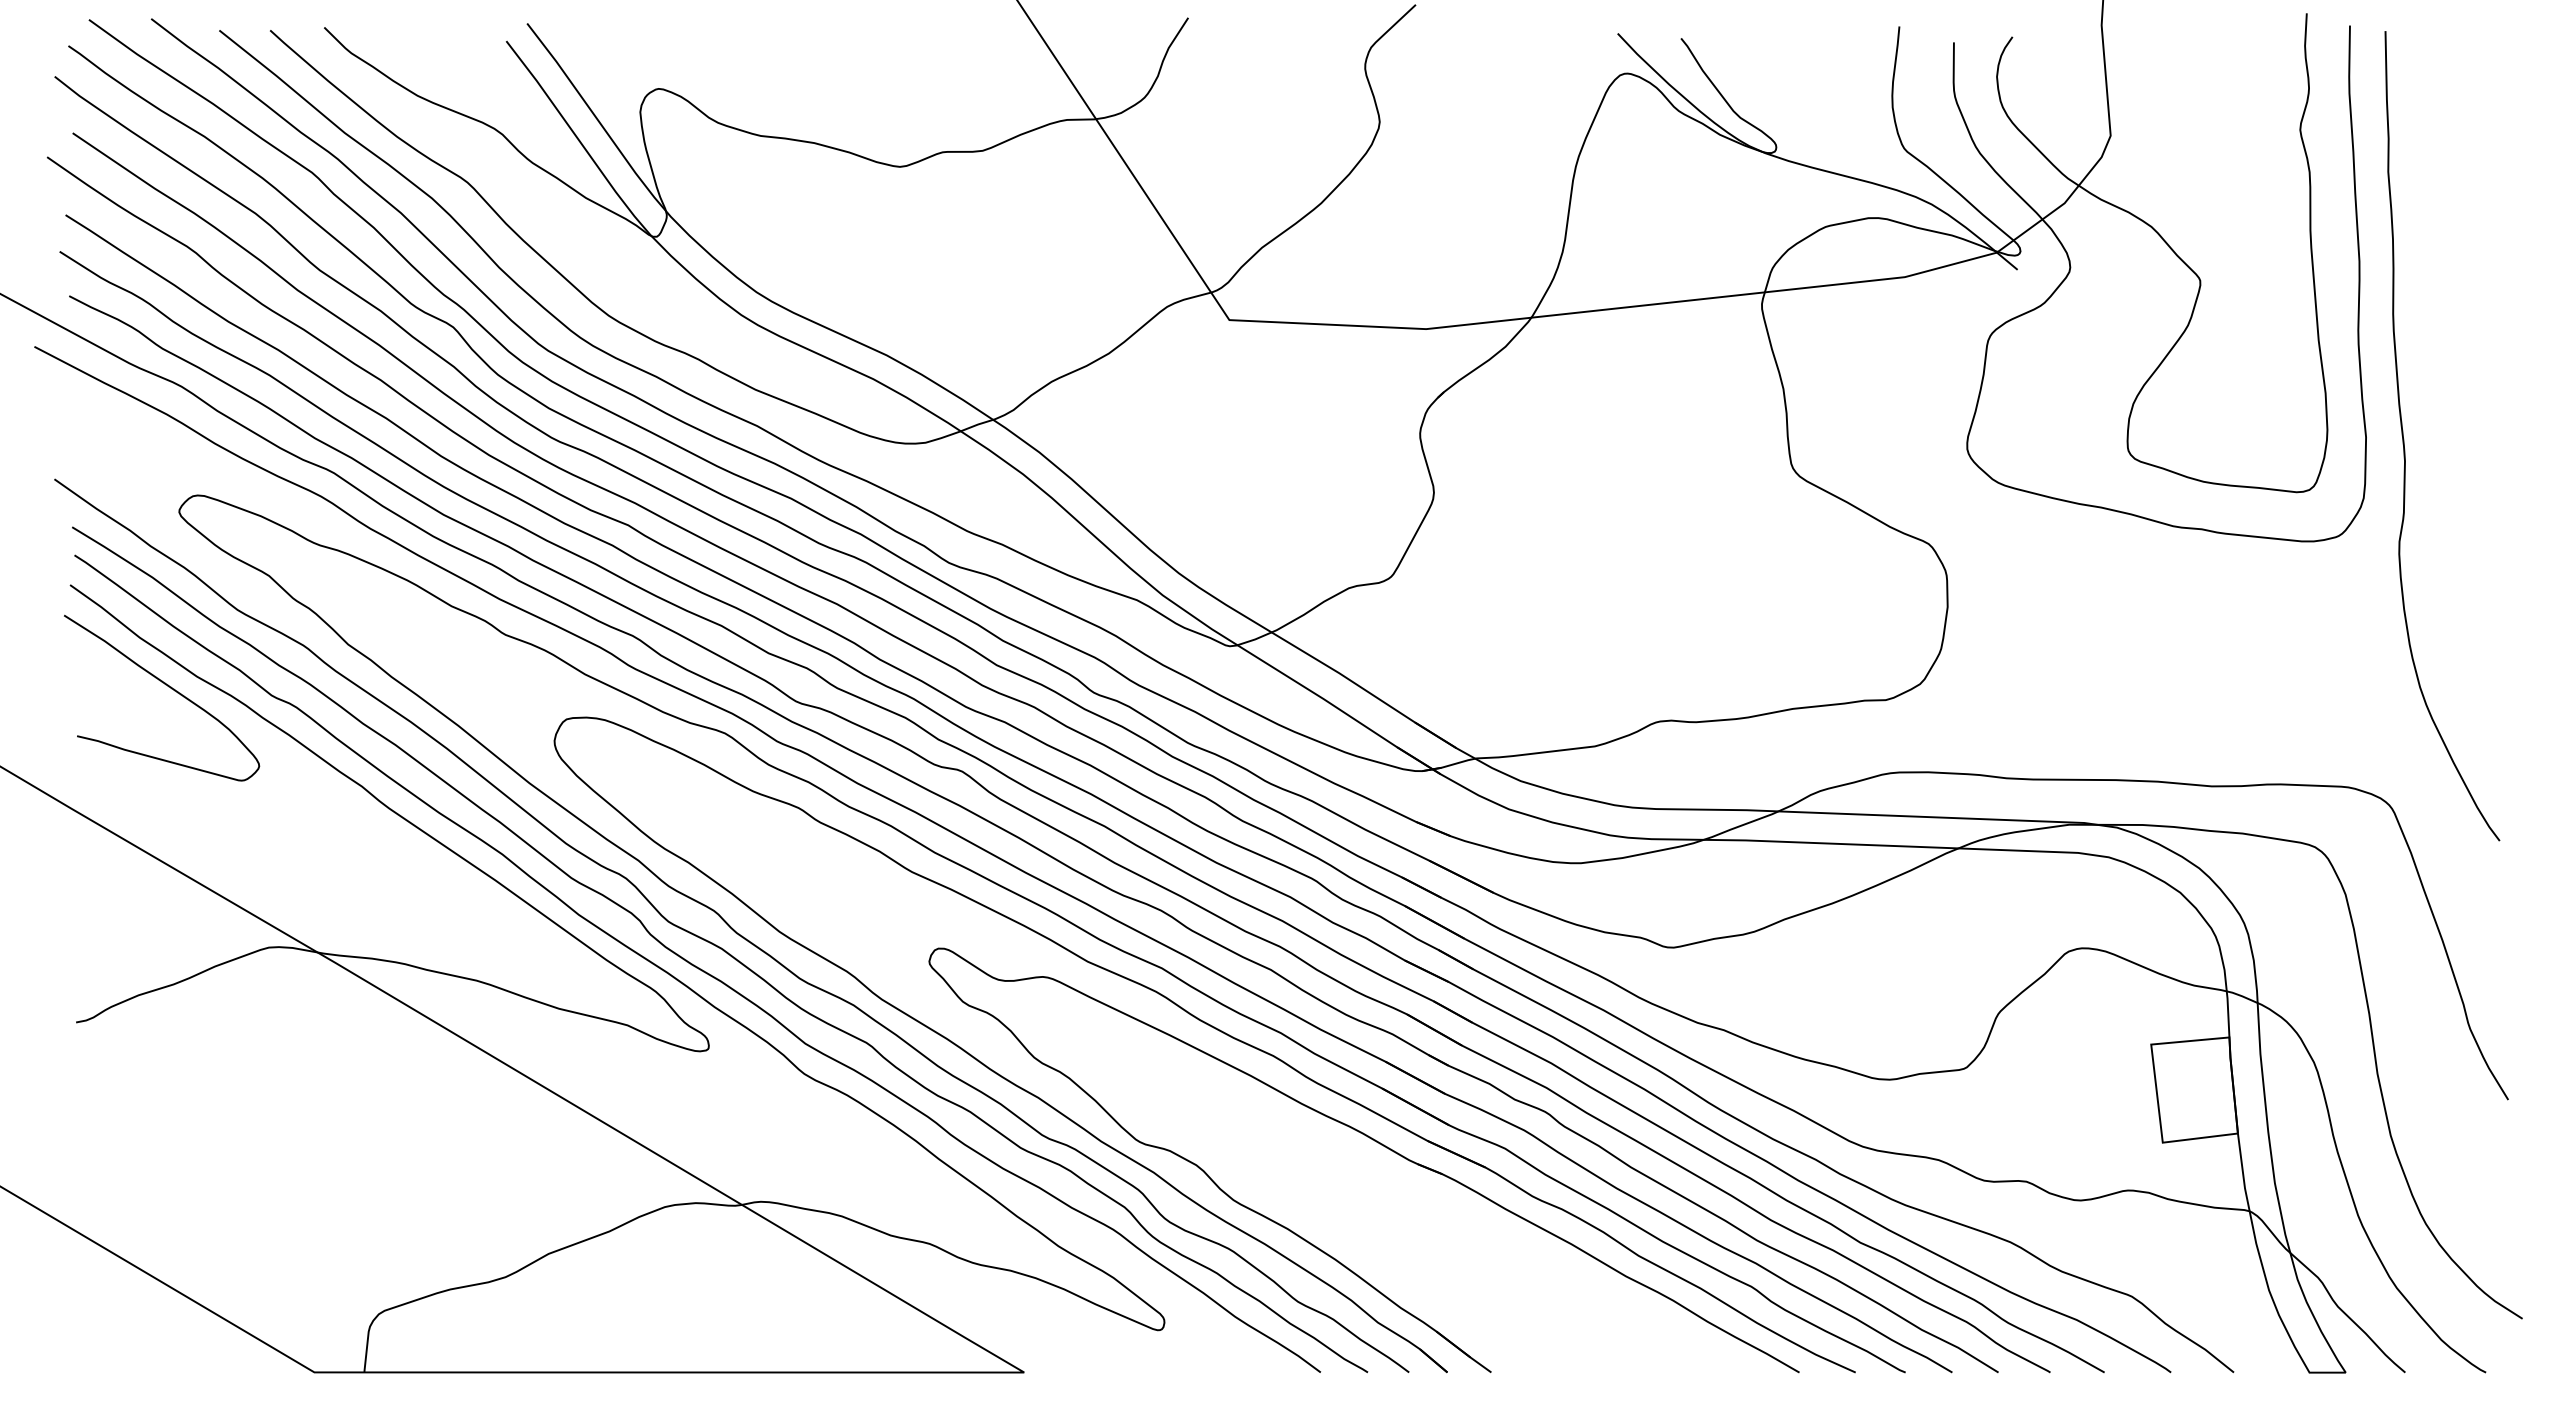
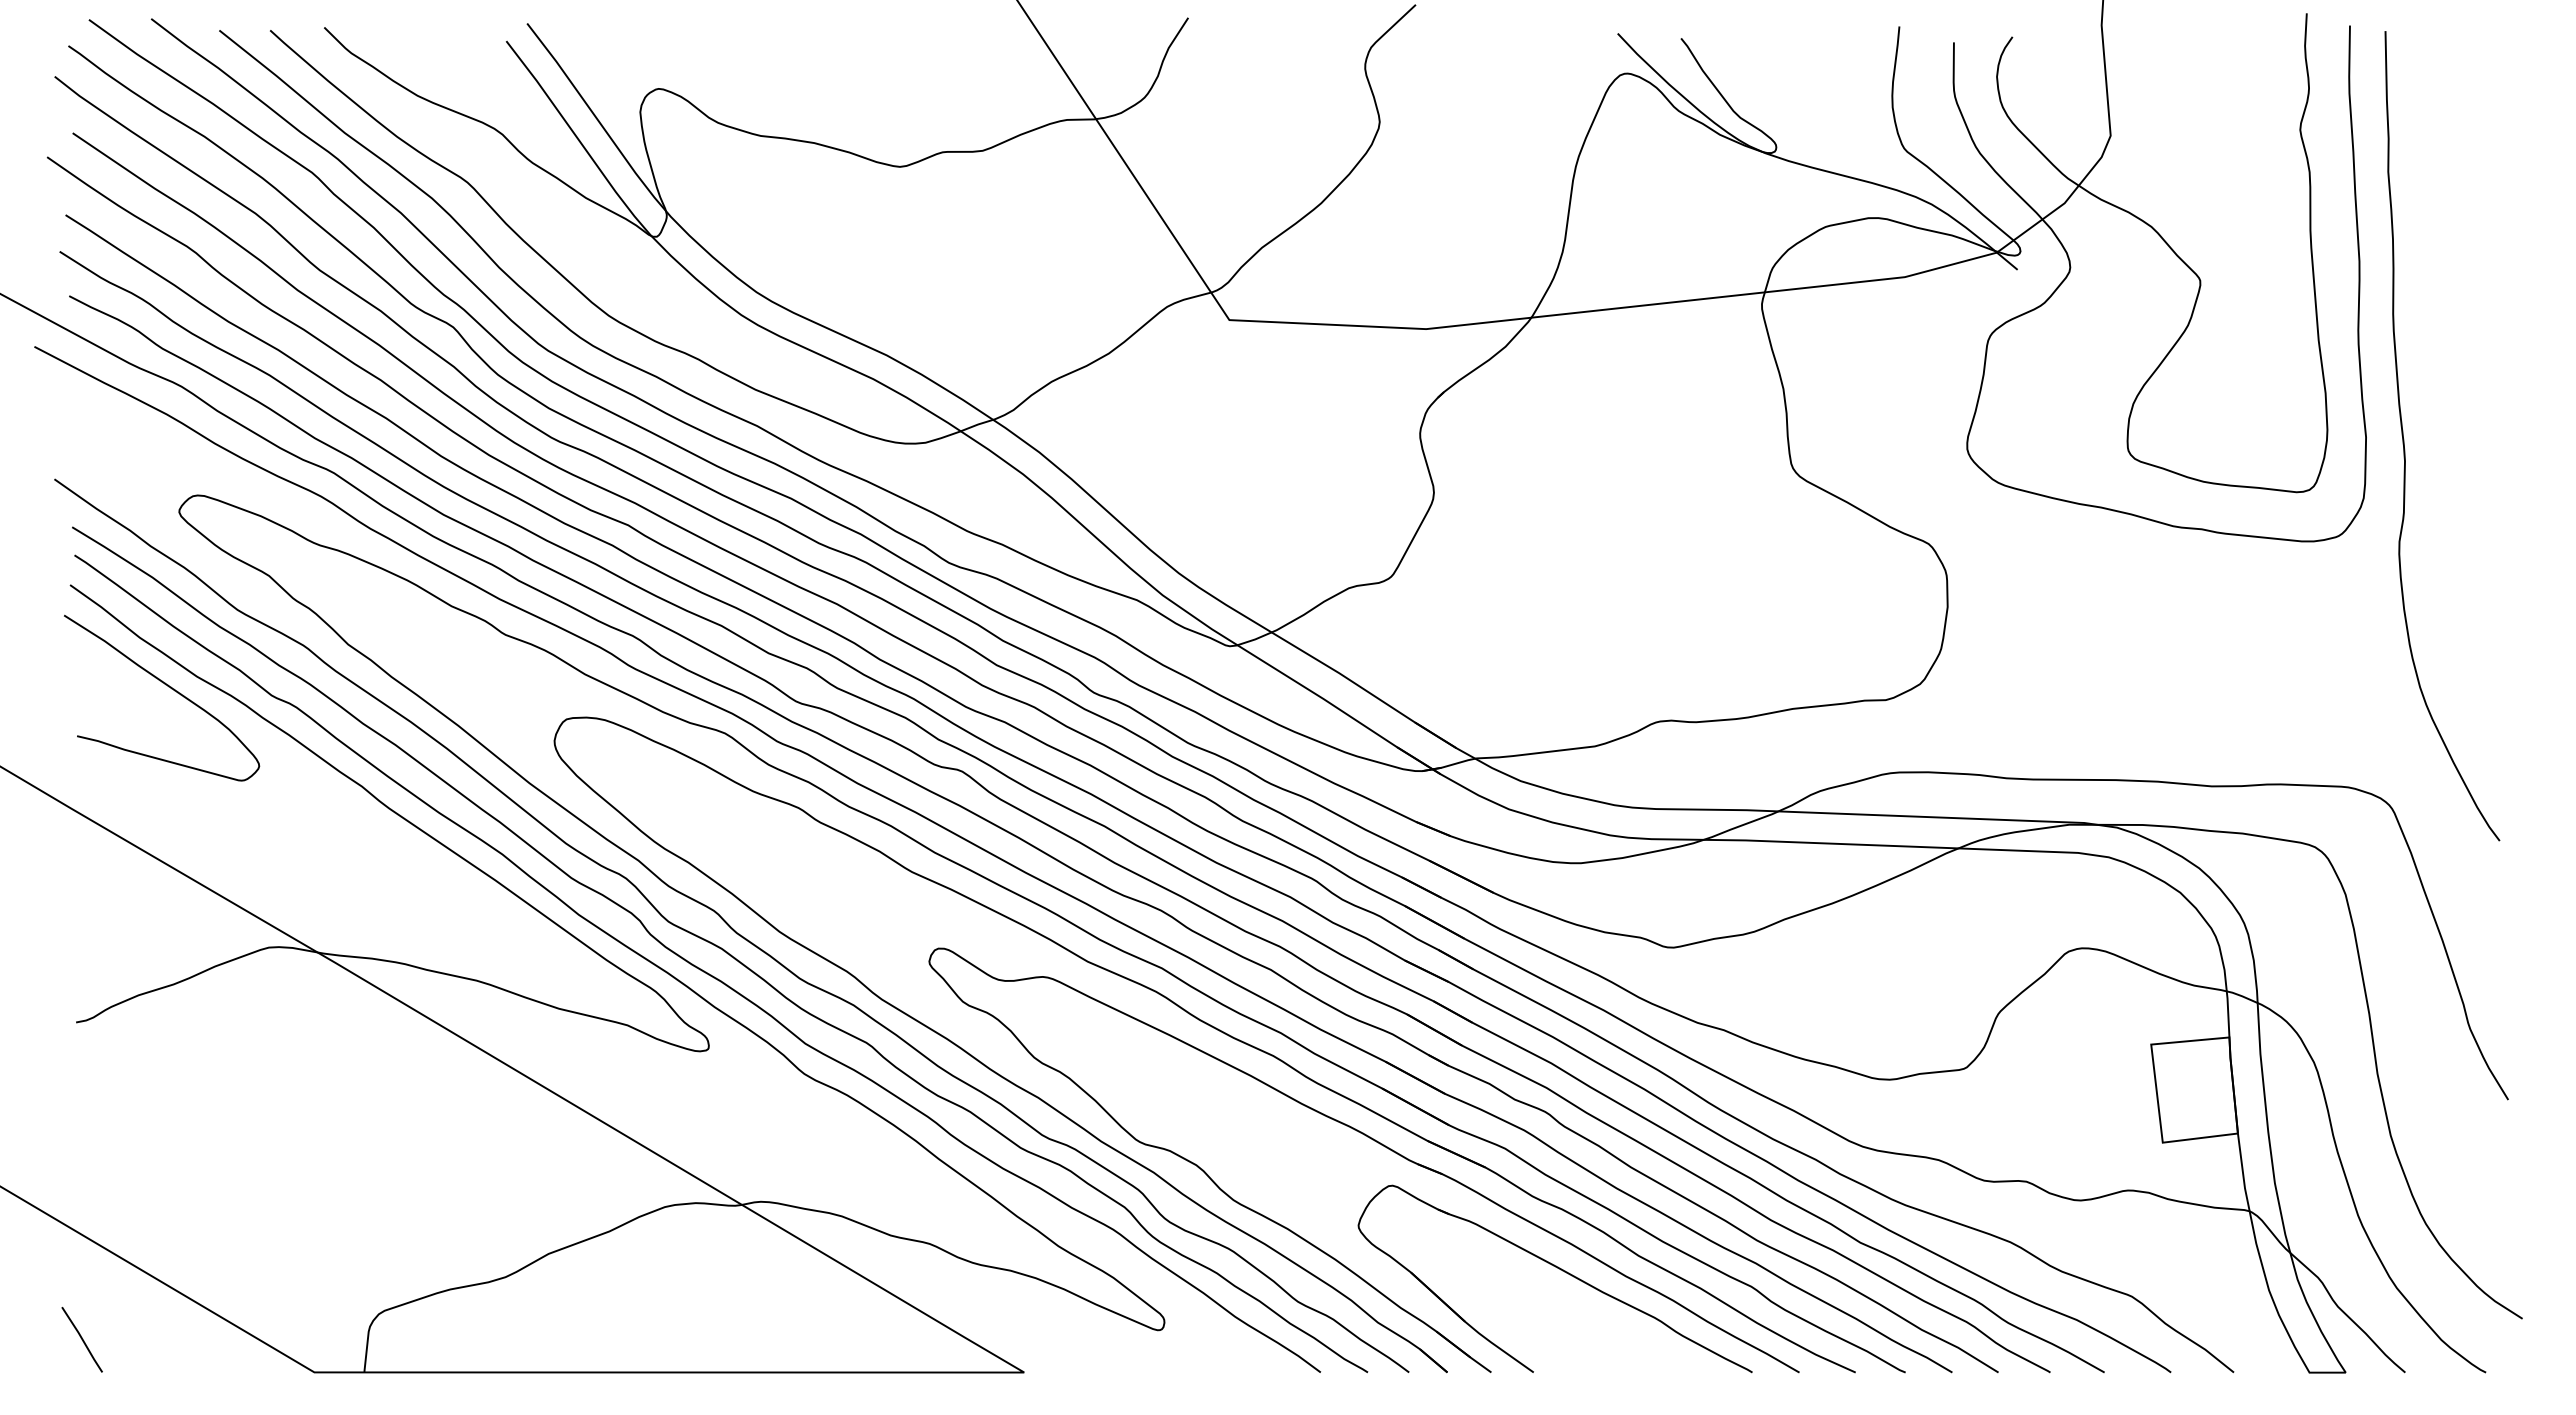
part: none -> present (1560, 1270)
line: none -> present (81, 1339)
